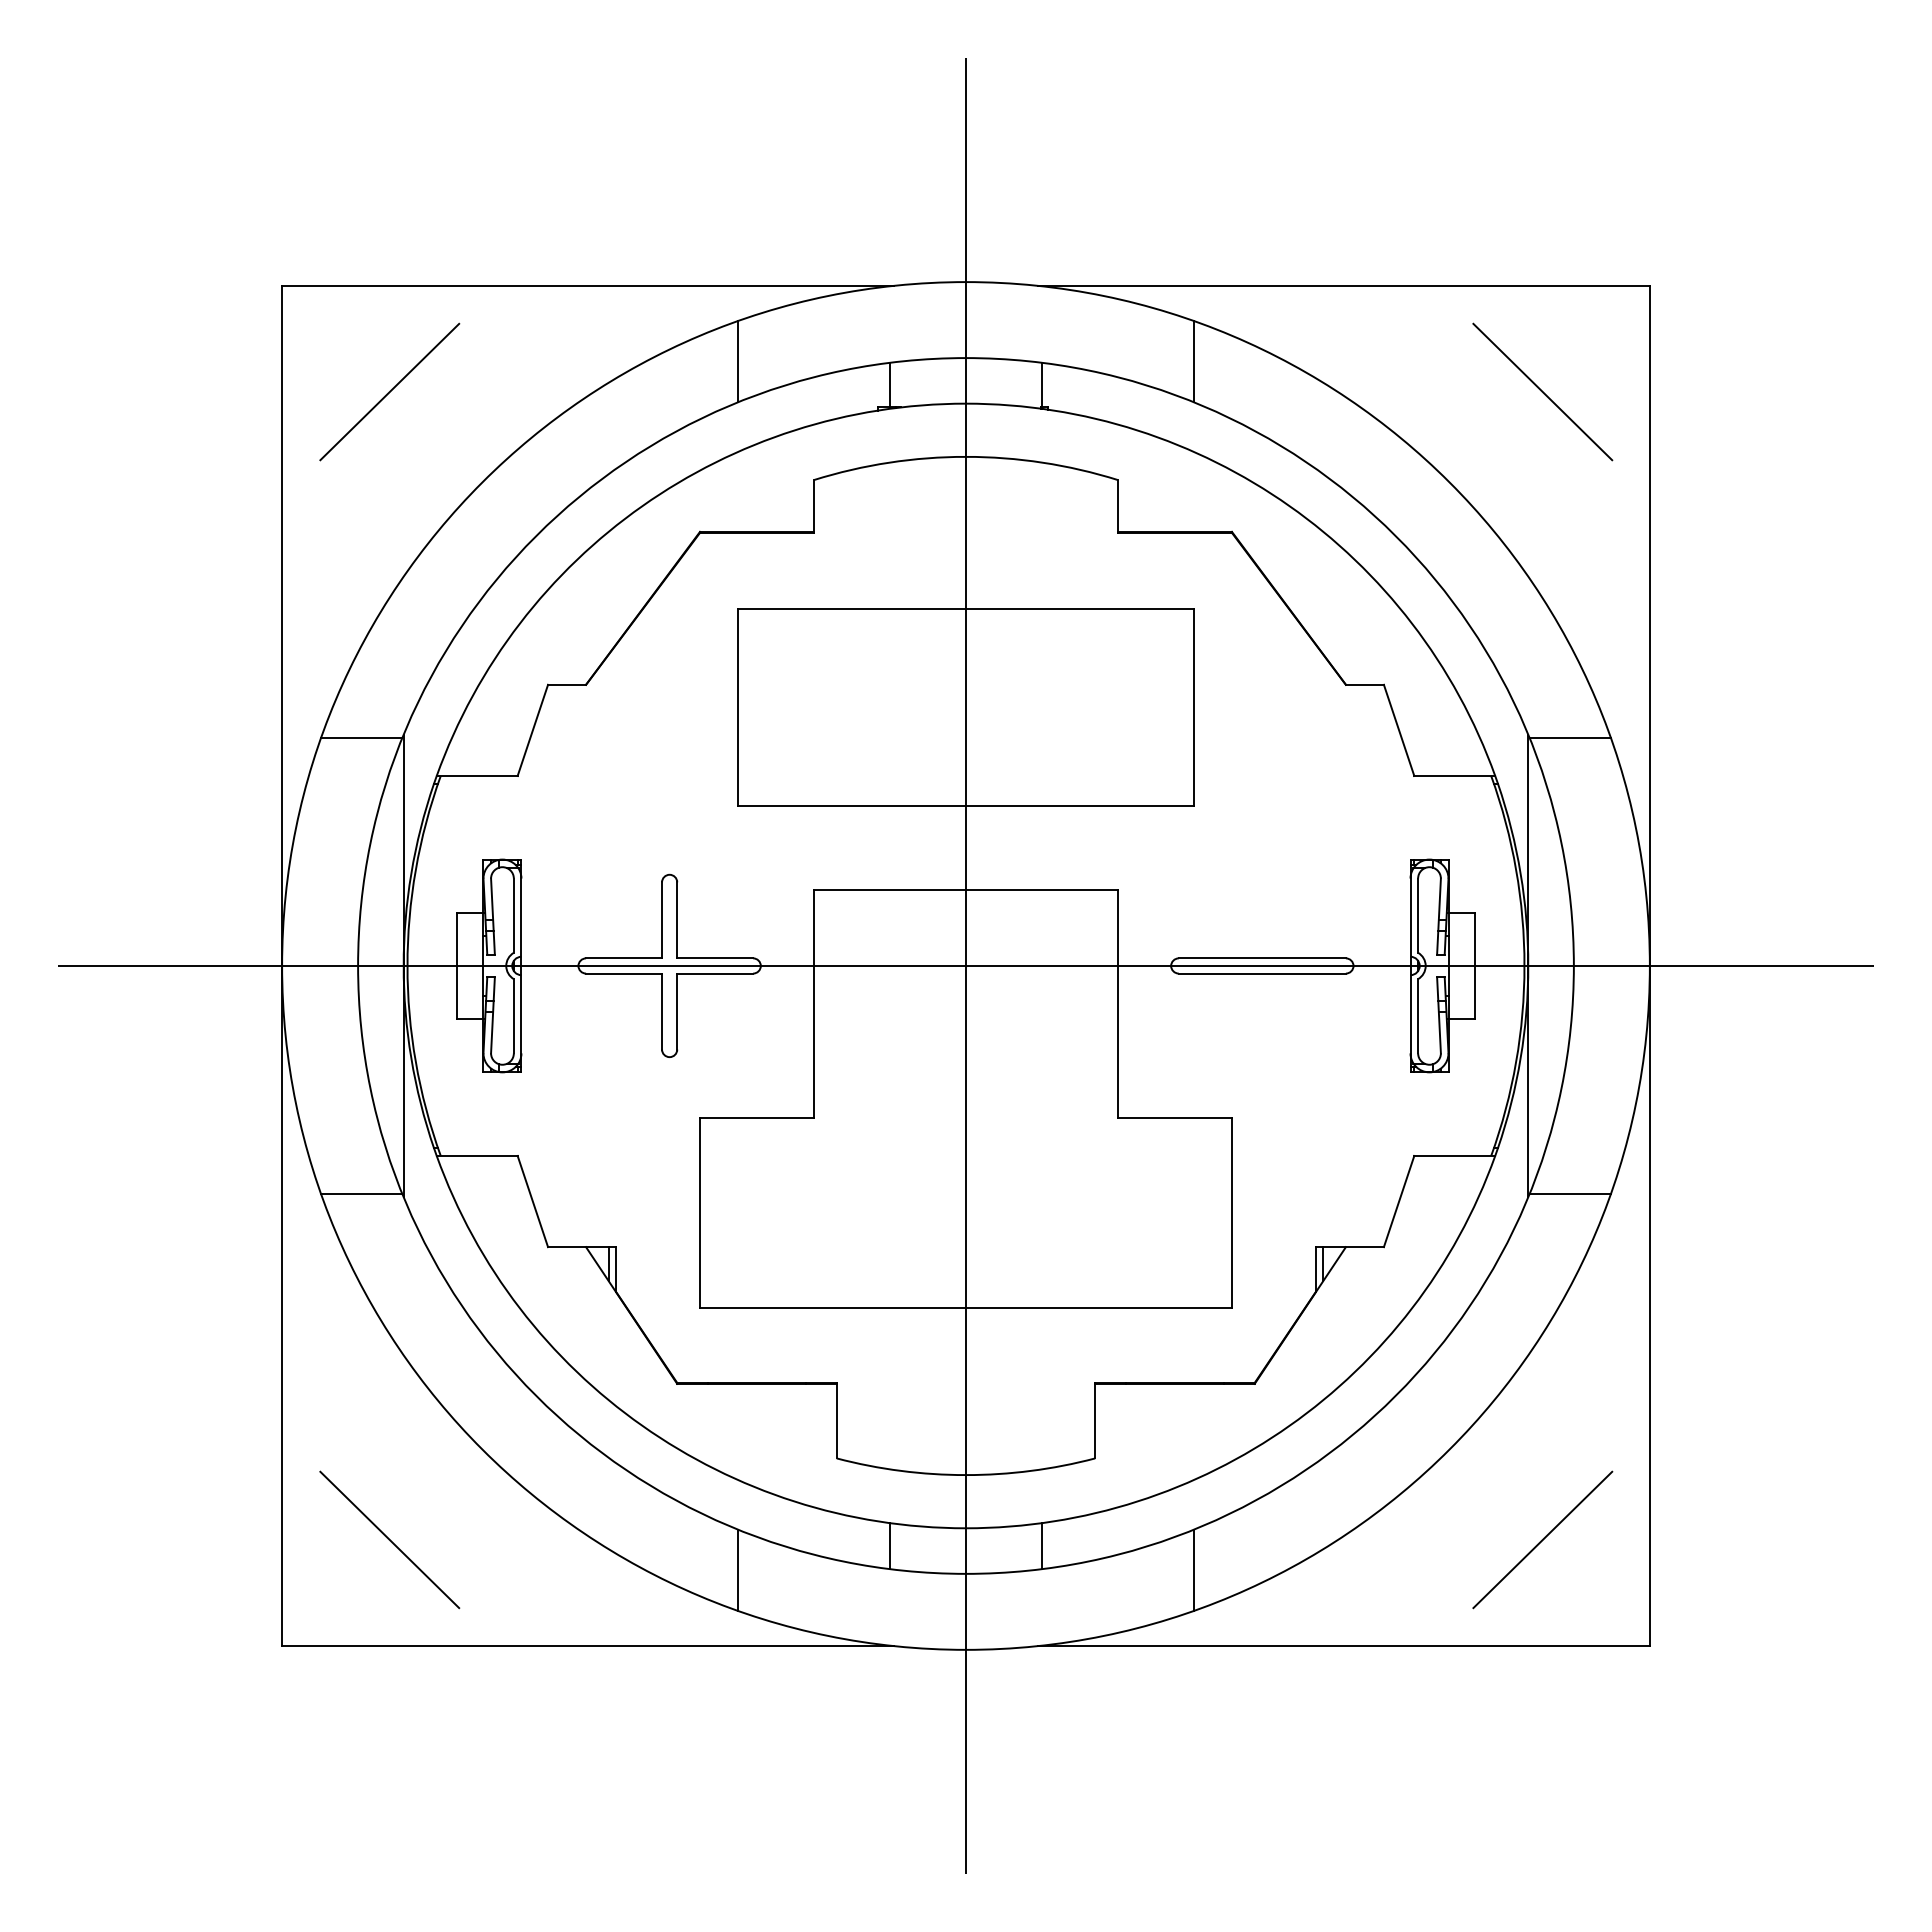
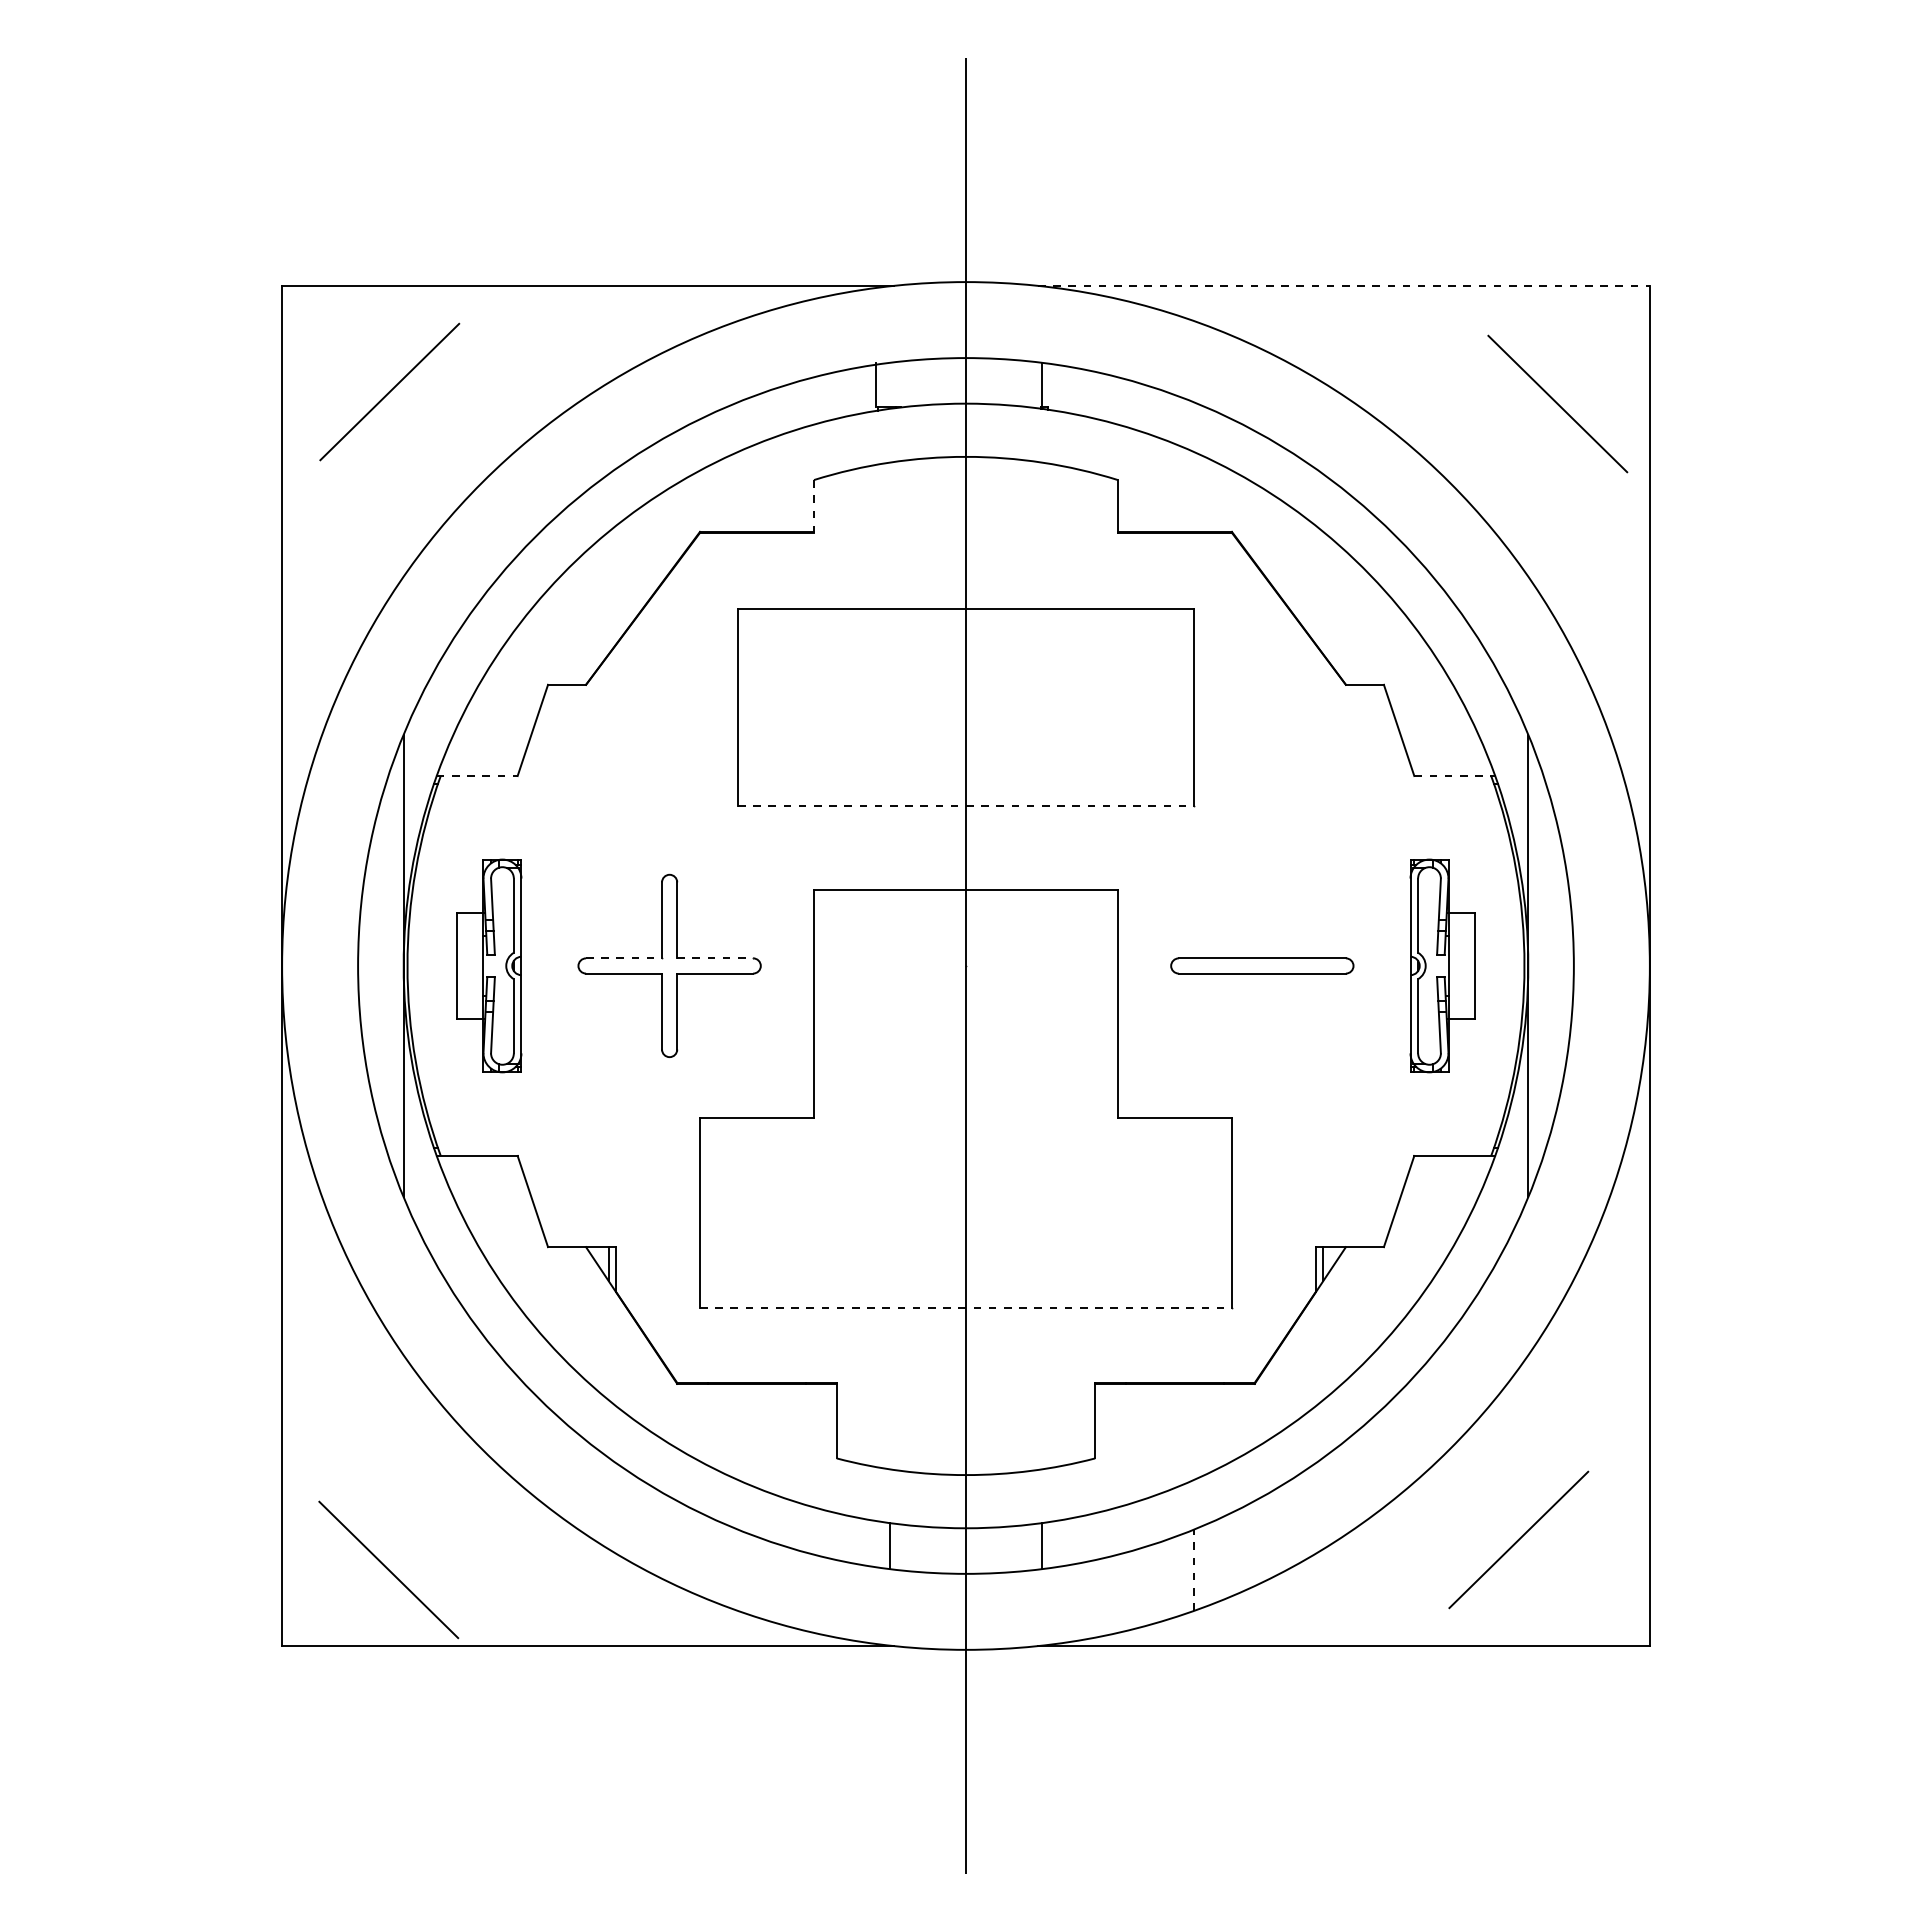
line: solid -> dashed (1344, 285)
line: present -> none (738, 361)
line: present -> none (1193, 361)
line position: (890, 384) -> (876, 384) (876, 384)
line position: (1542, 391) -> (1557, 403) (1557, 403)
line: solid -> dashed (814, 506)
line: present -> none (361, 738)
line: present -> none (1569, 738)
line: solid -> dashed (477, 776)
line: solid -> dashed (1455, 776)
line: solid -> dashed (965, 806)
line: solid -> dashed (624, 958)
line: solid -> dashed (715, 958)
line: present -> none (965, 965)
line: present -> none (361, 1193)
line: present -> none (1569, 1193)
line: solid -> dashed (965, 1307)
line position: (389, 1539) -> (388, 1569) (388, 1569)
line position: (1542, 1539) -> (1518, 1539) (1518, 1539)
line: present -> none (738, 1569)
line: solid -> dashed (1193, 1570)
